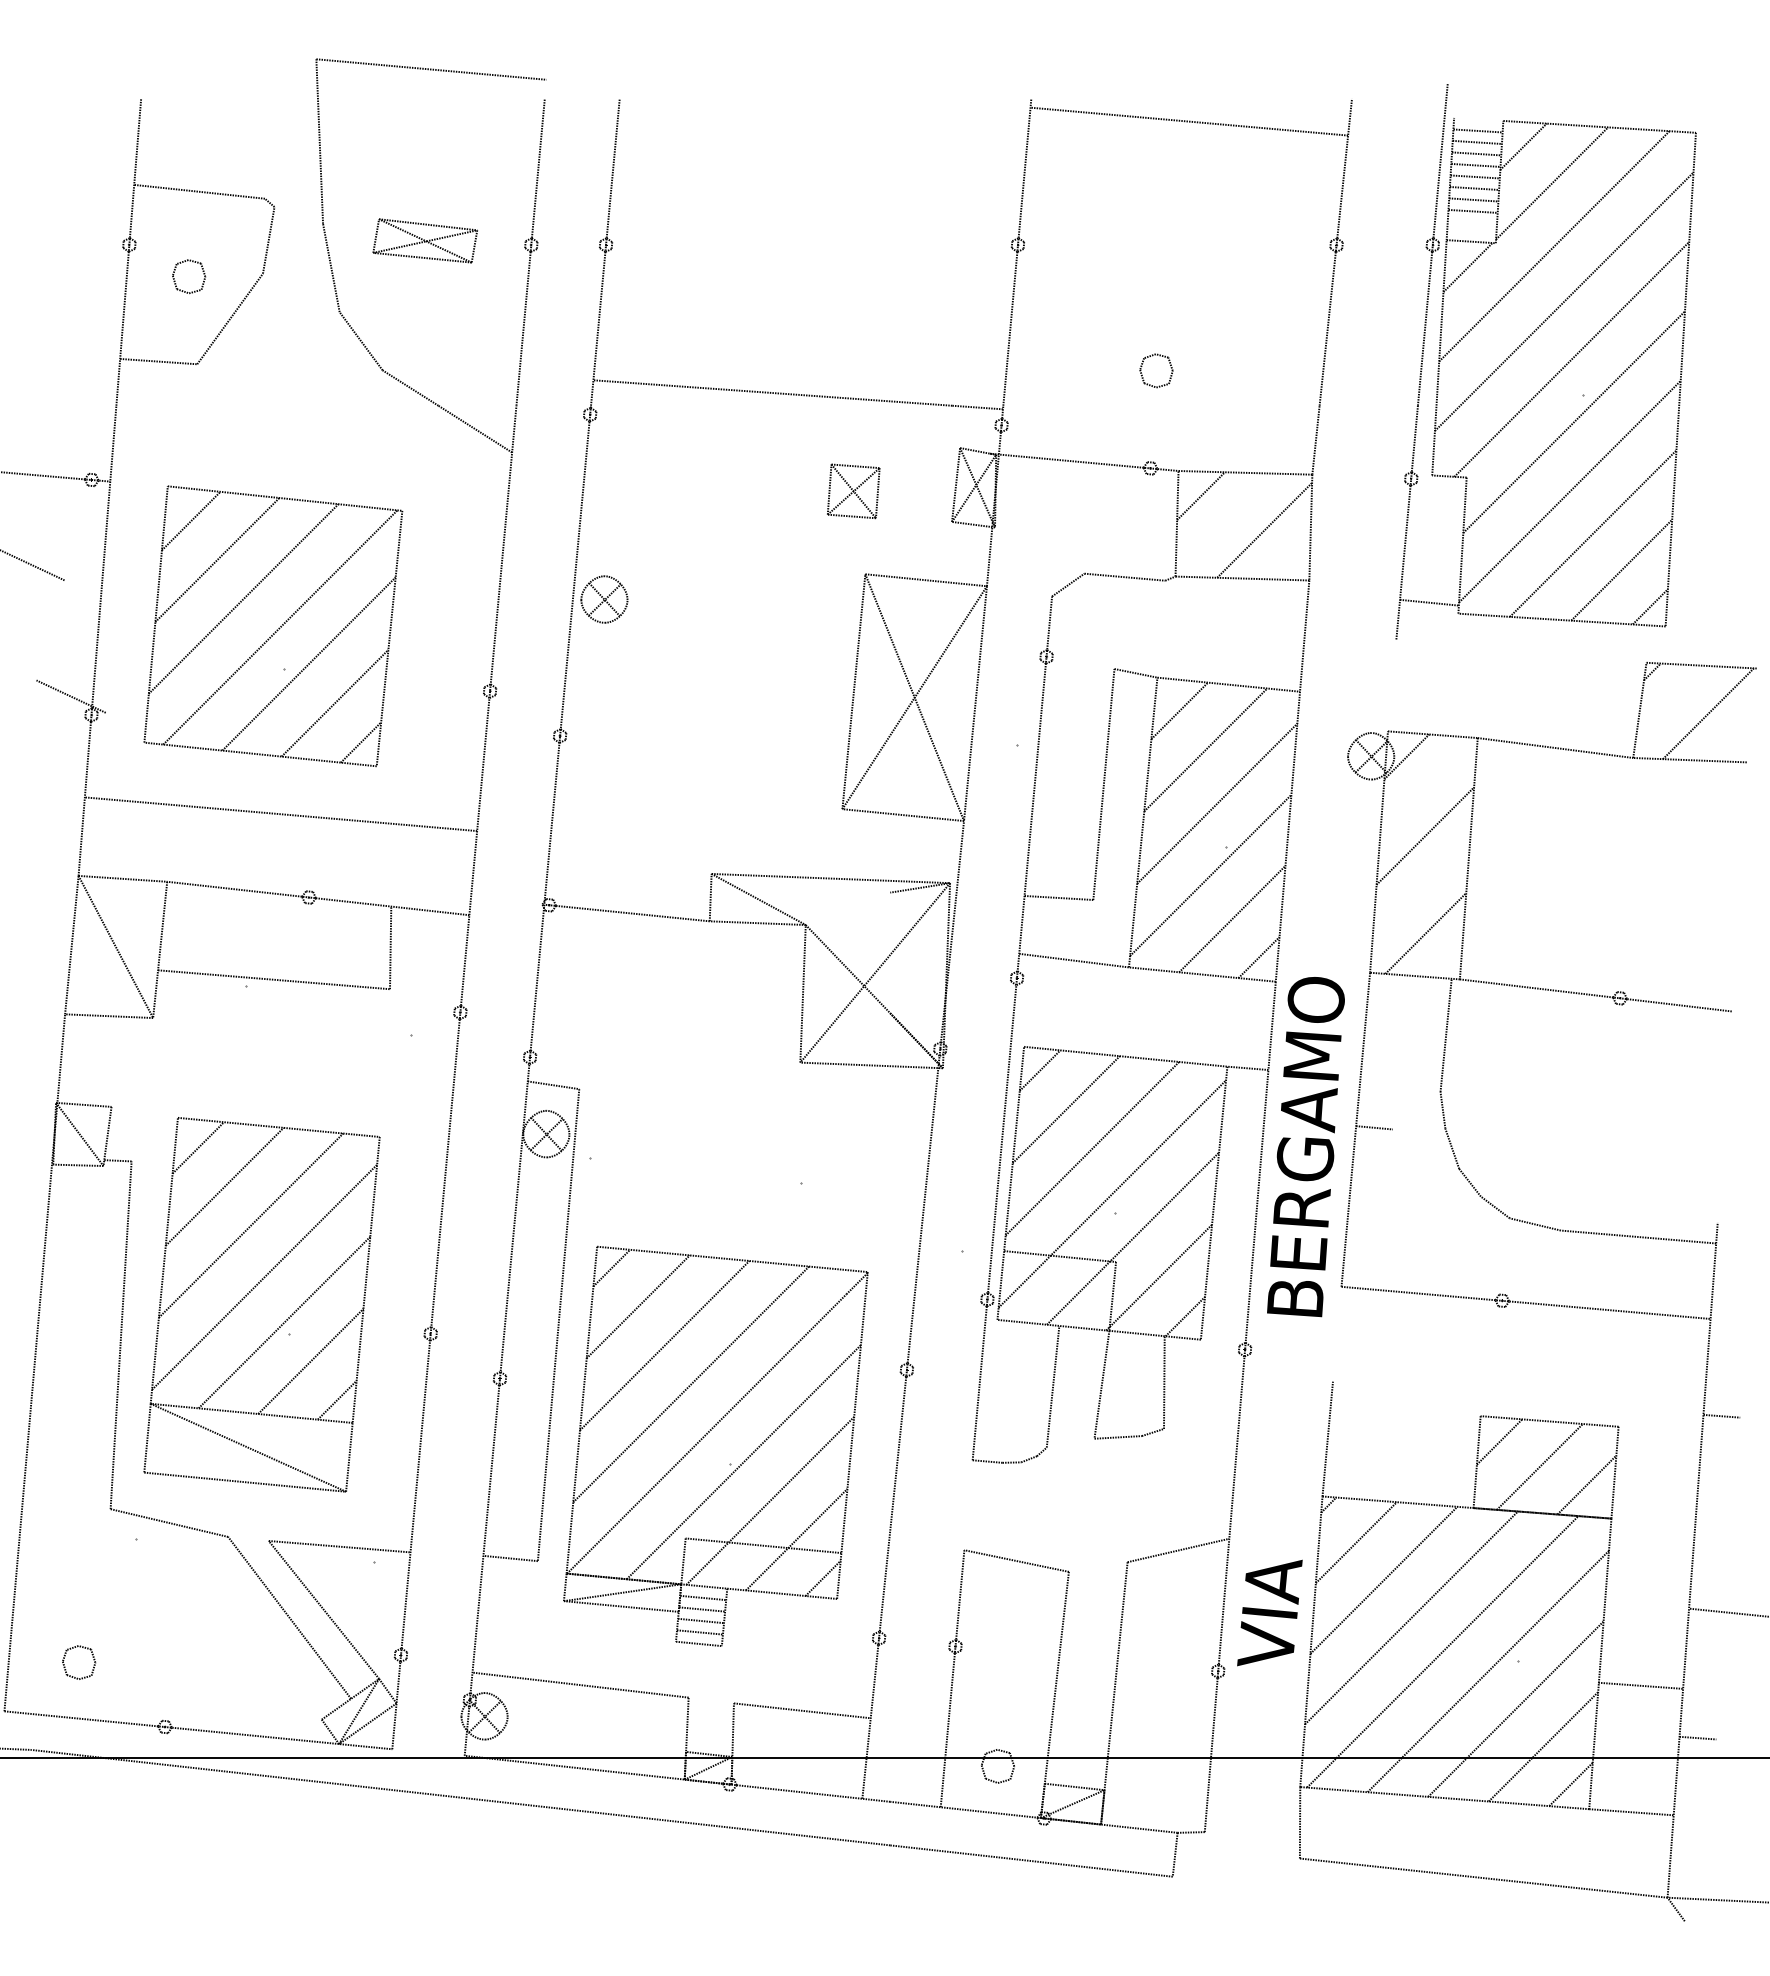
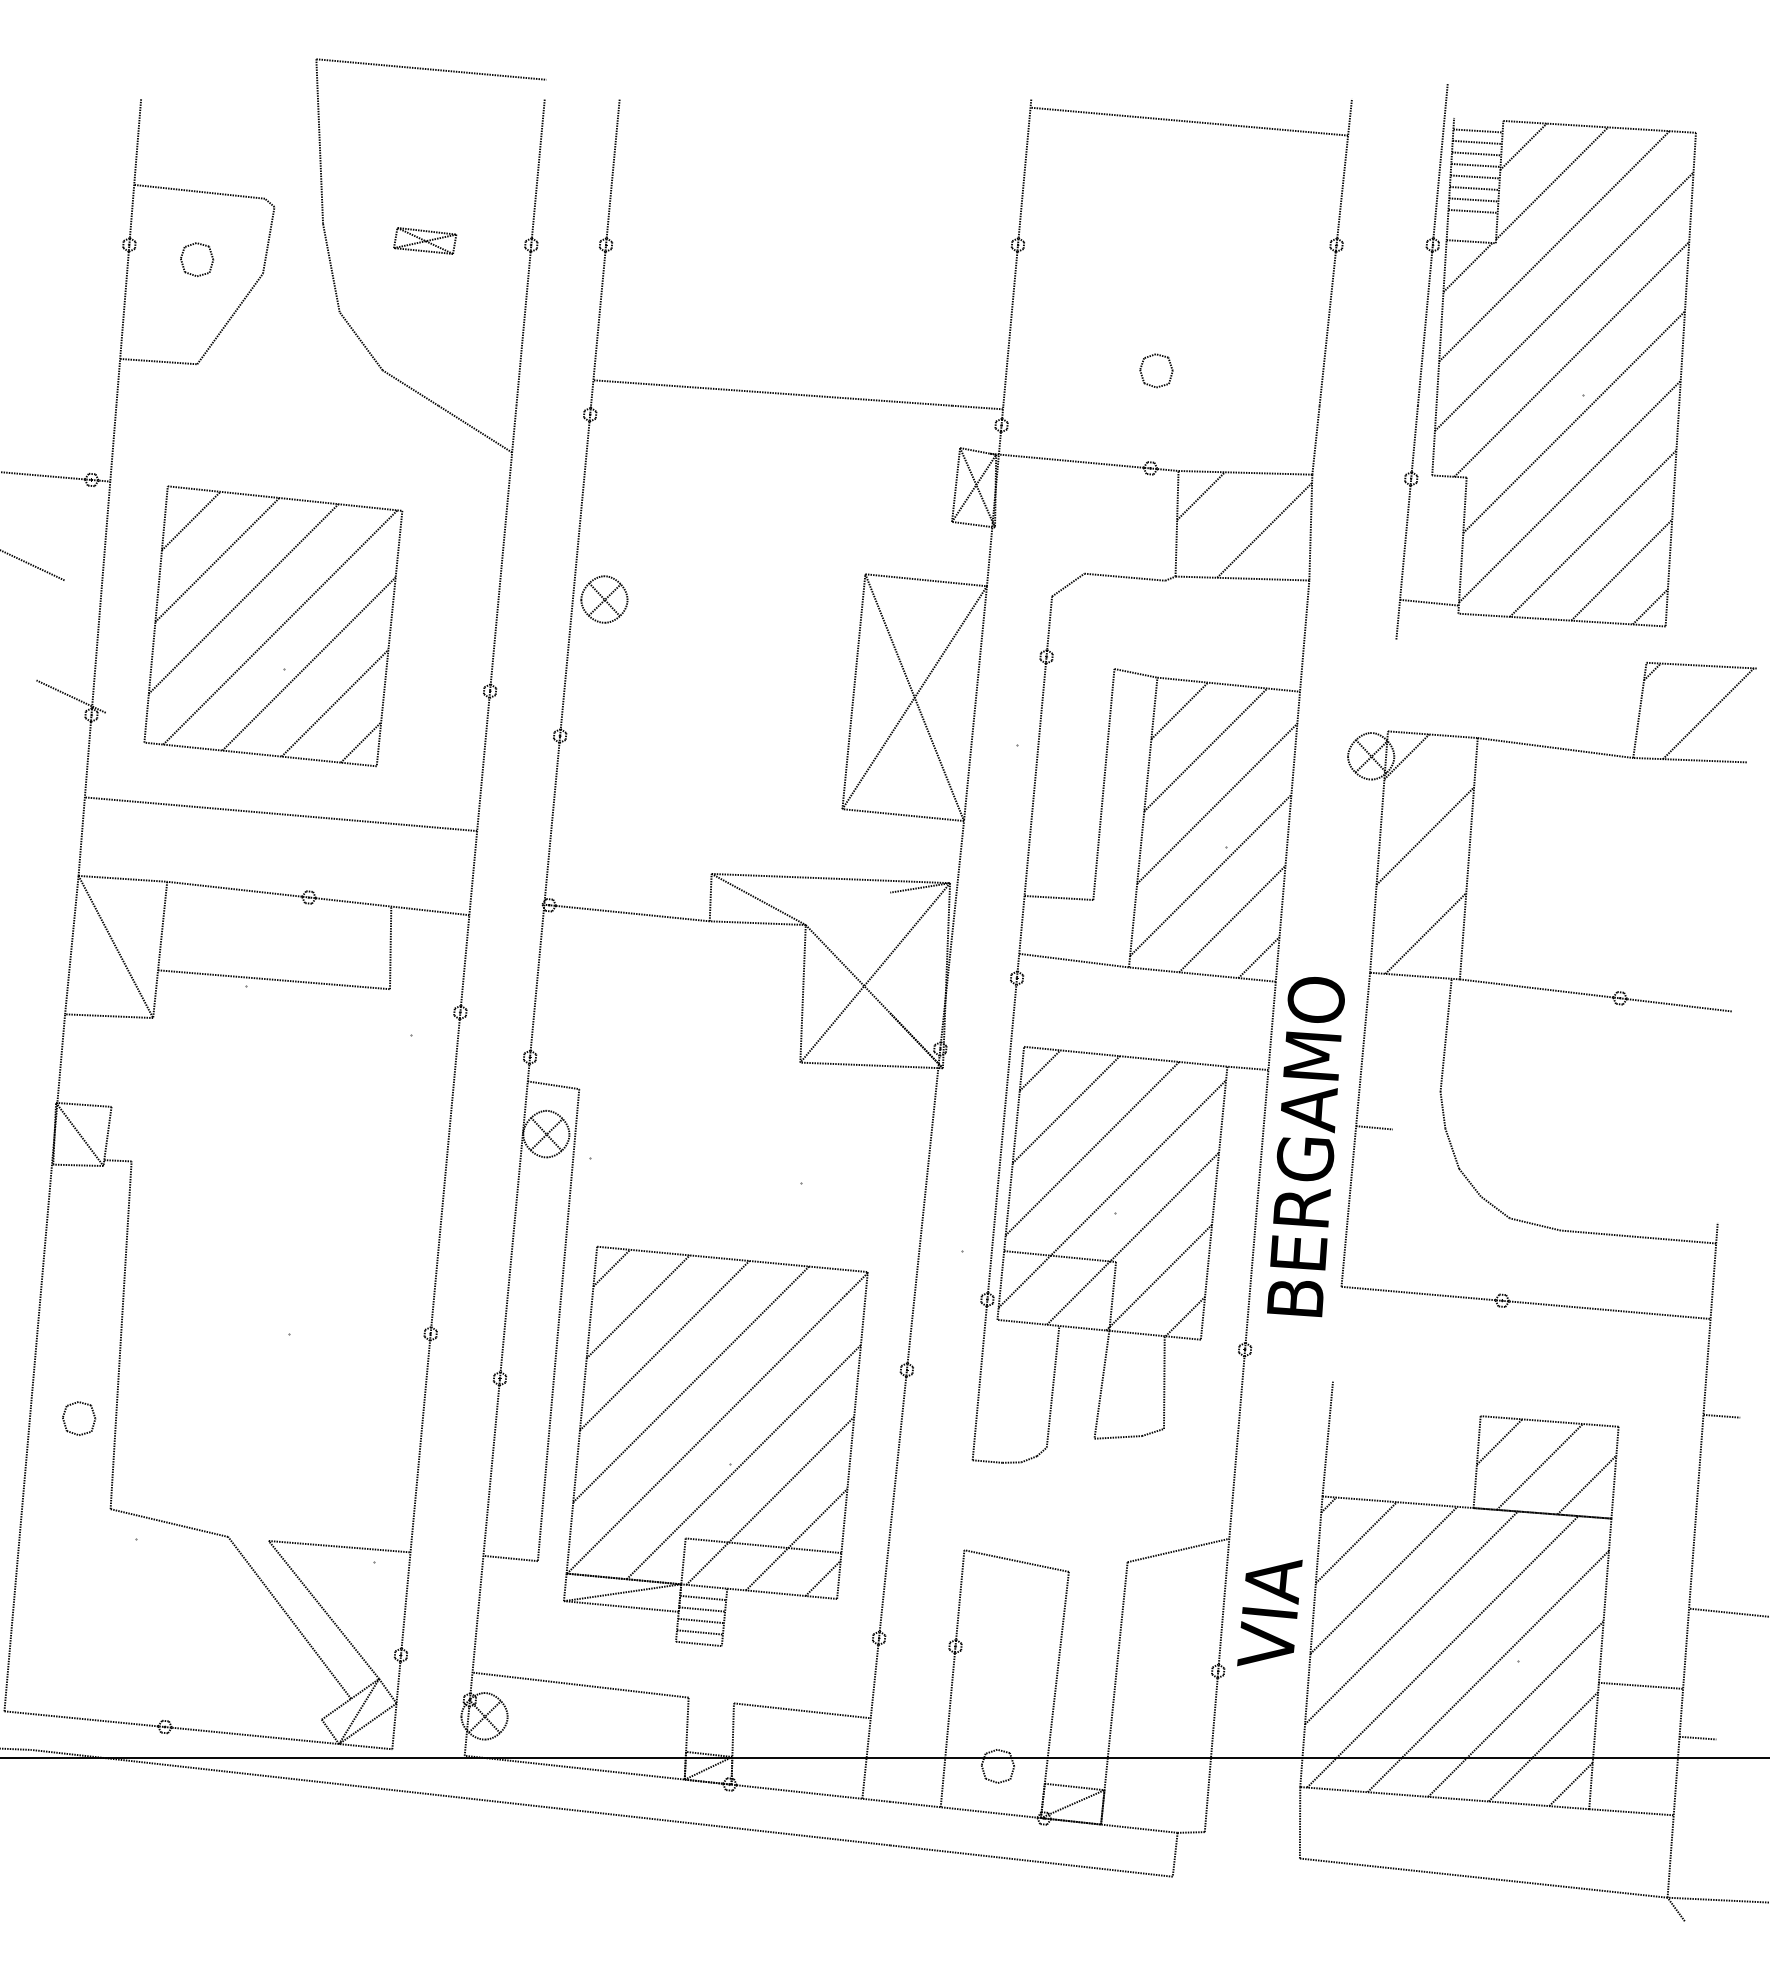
part size: 106x46 px -> 65x28 px (425, 240)
part position: (202, 271) -> (210, 254) (210, 254)
part: present -> none (853, 491)
part: present -> none (250, 1292)
part position: (92, 1657) -> (92, 1413) (92, 1413)
